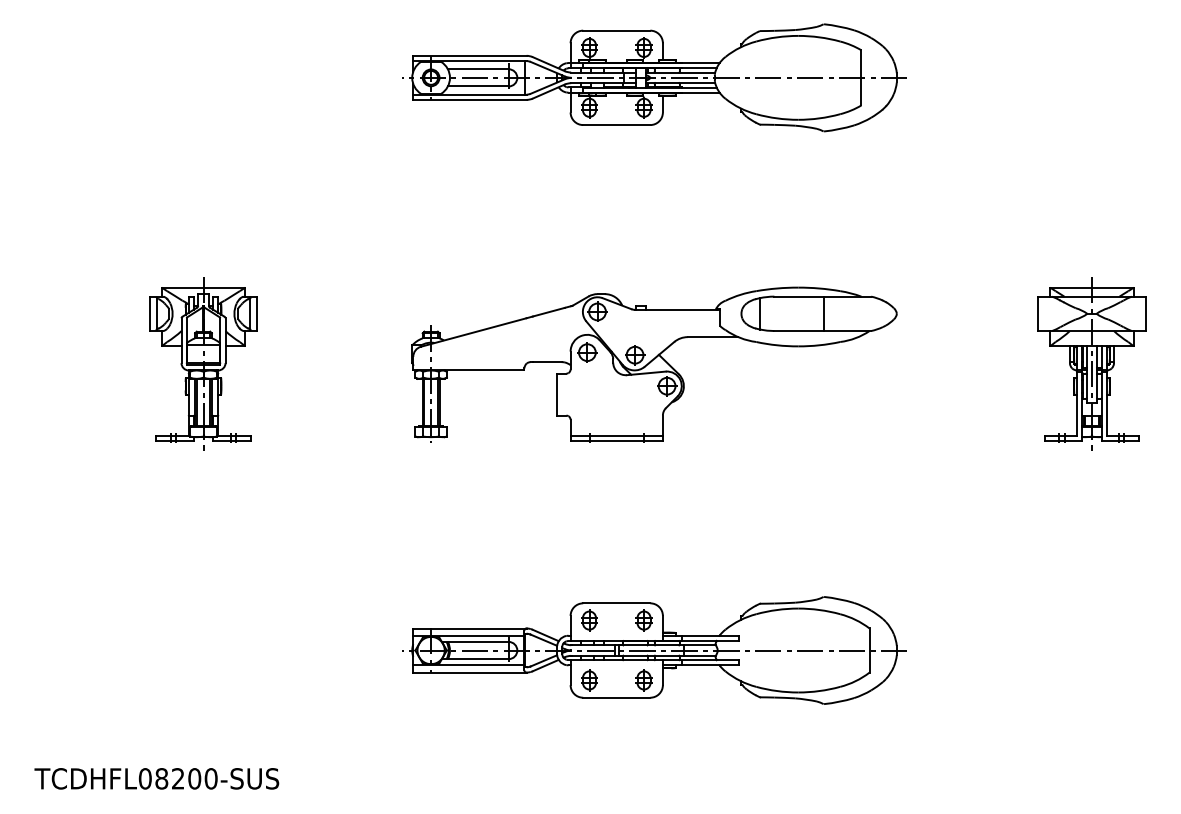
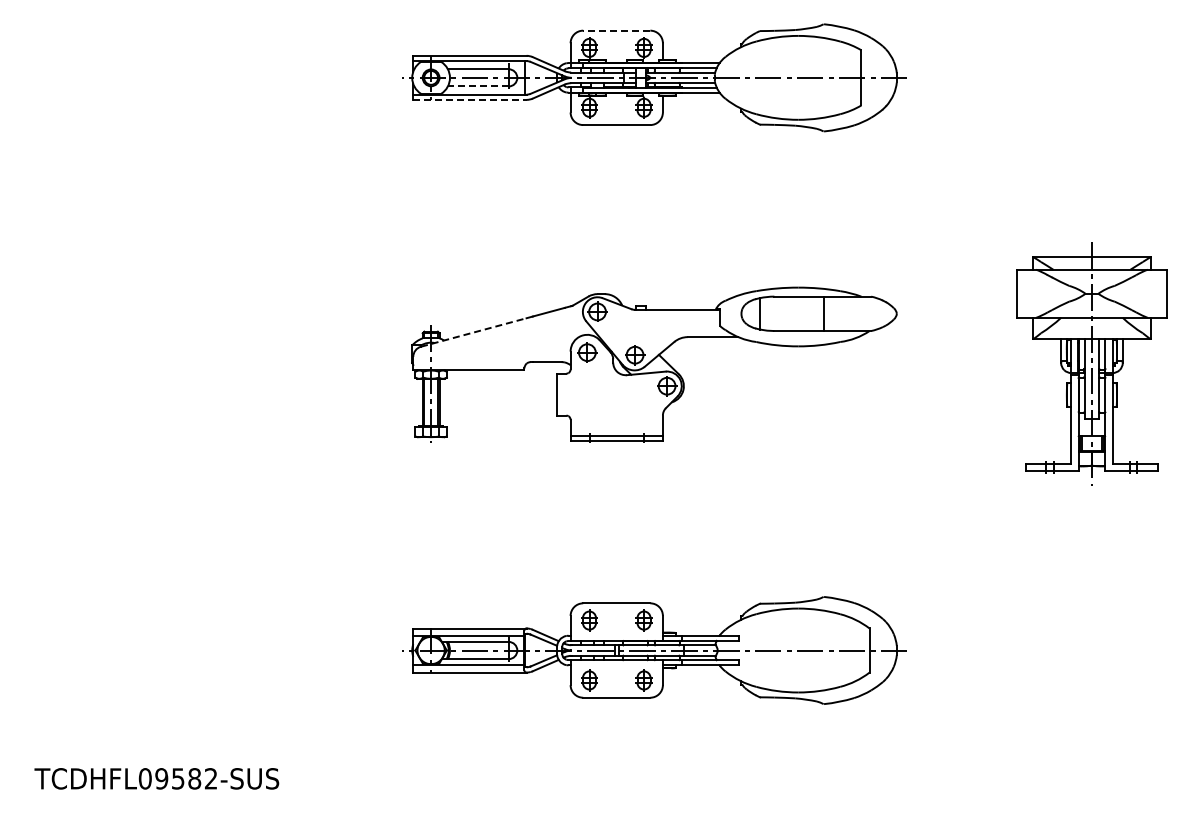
line: solid -> dashed (616, 30)
line: solid -> dashed (477, 86)
line: solid -> dashed (469, 99)
line: solid -> dashed (473, 332)
part: present -> none (203, 363)
part size: 110x174 px -> 152x244 px (1091, 363)
text: TCDHFL08200-SUS -> TCDHFL09582-SUS (186, 778)
